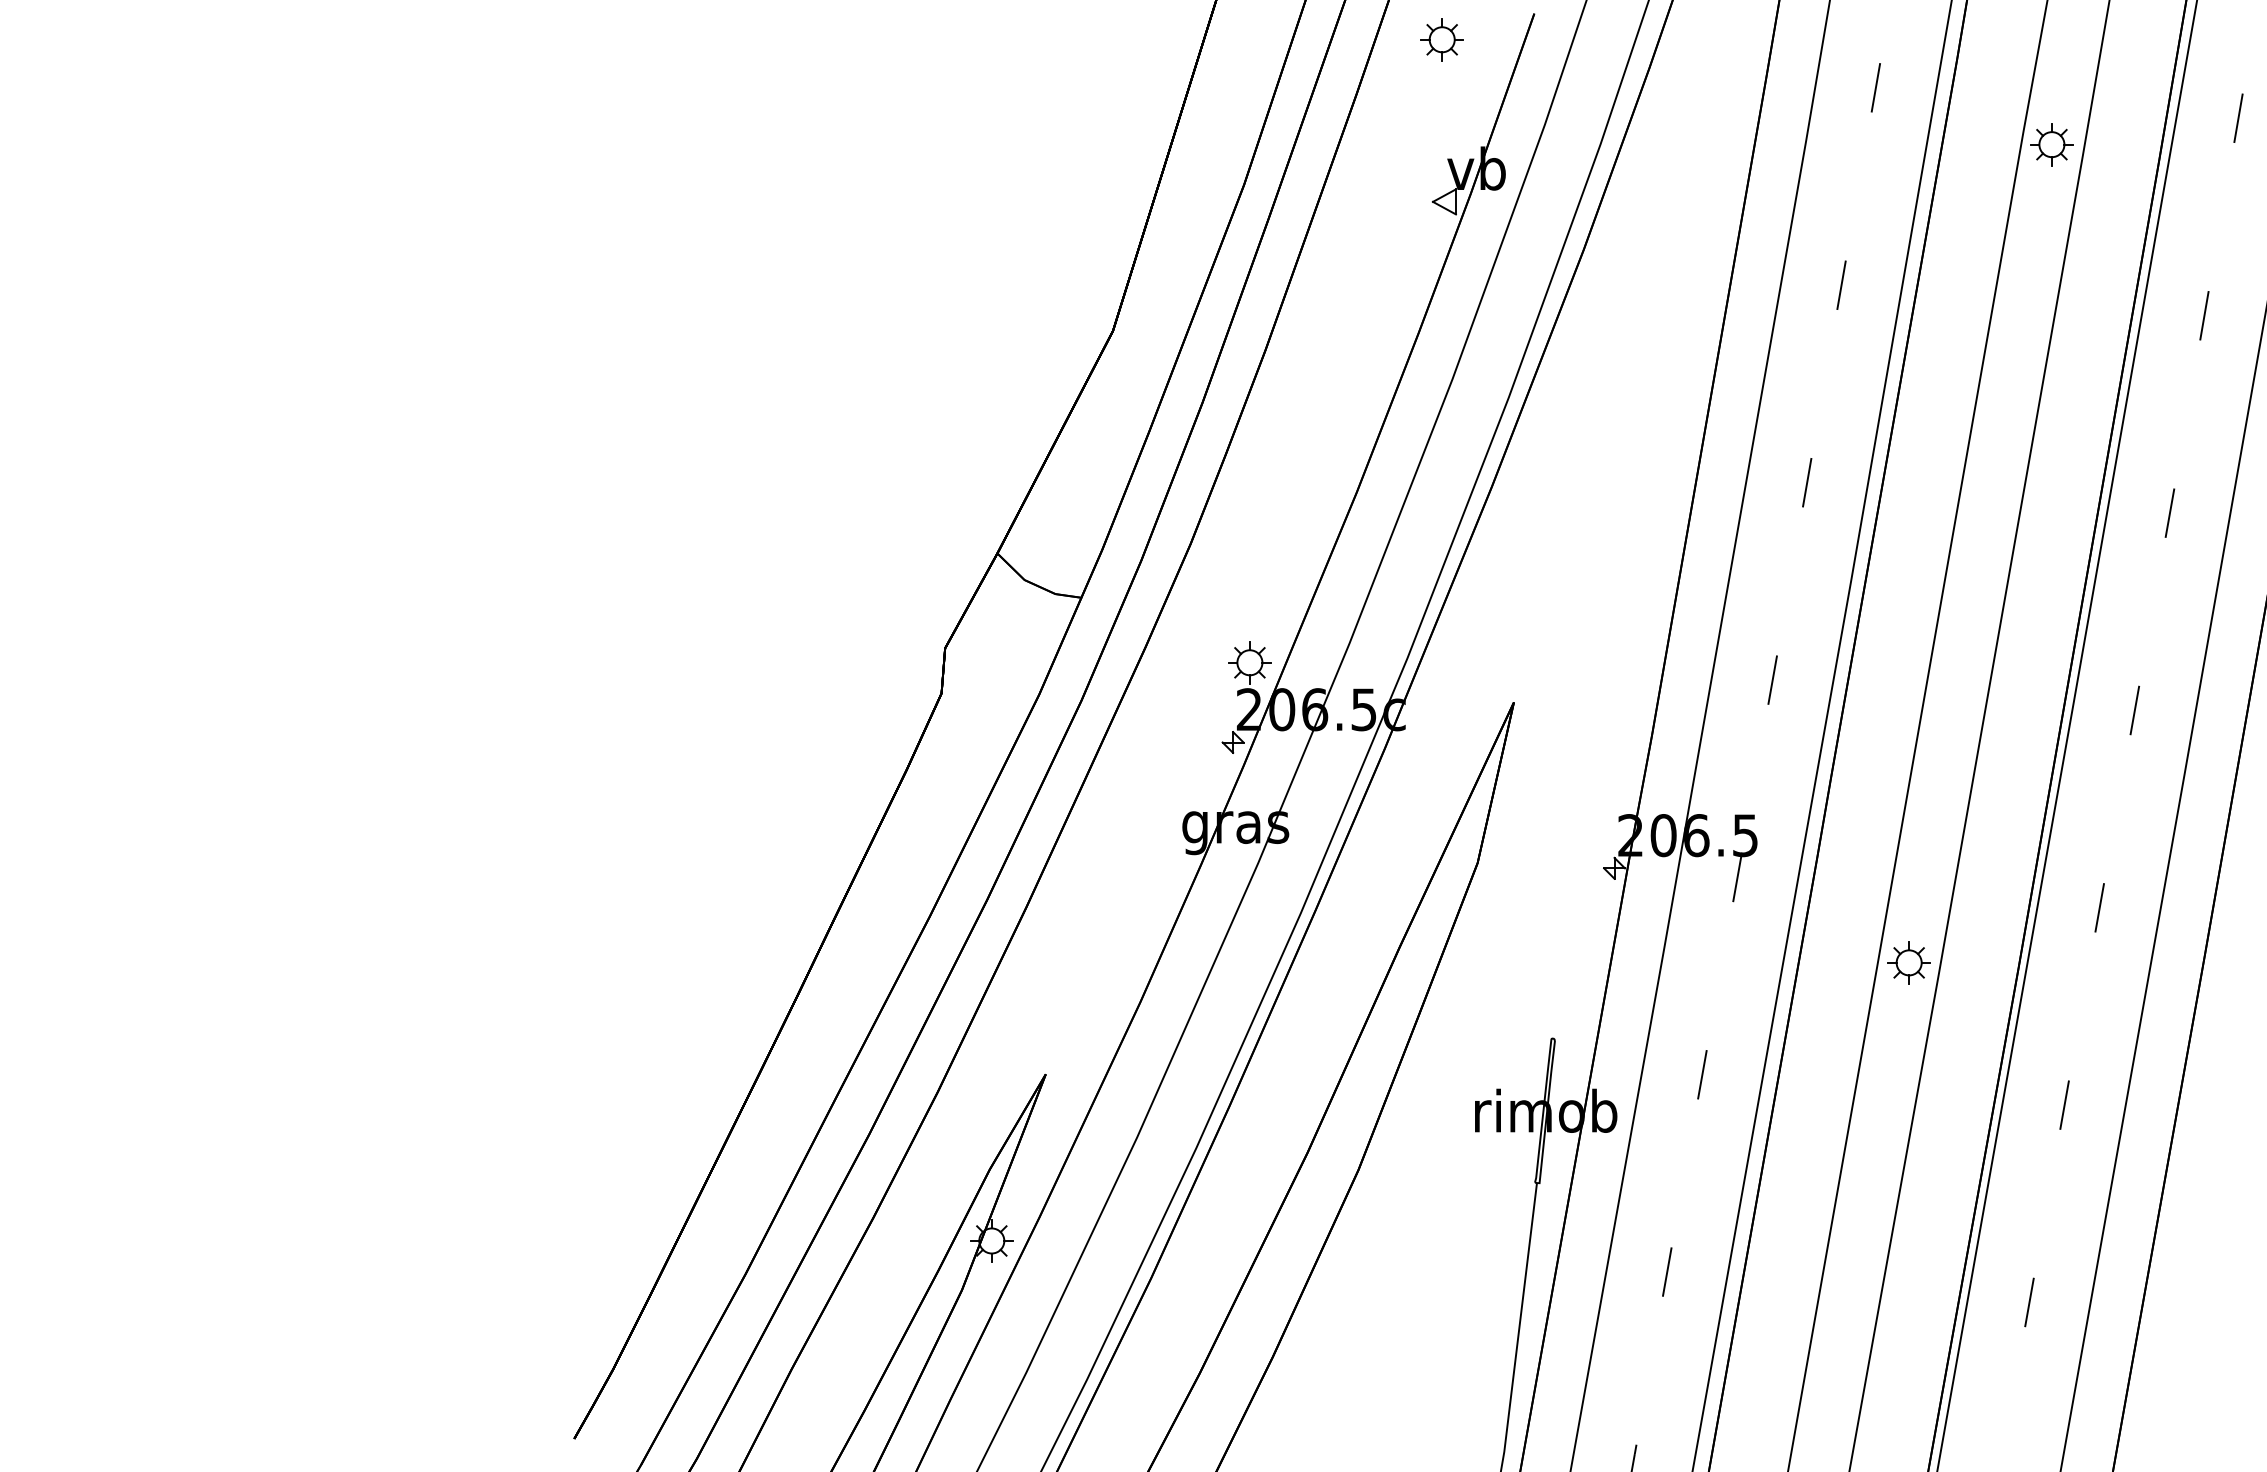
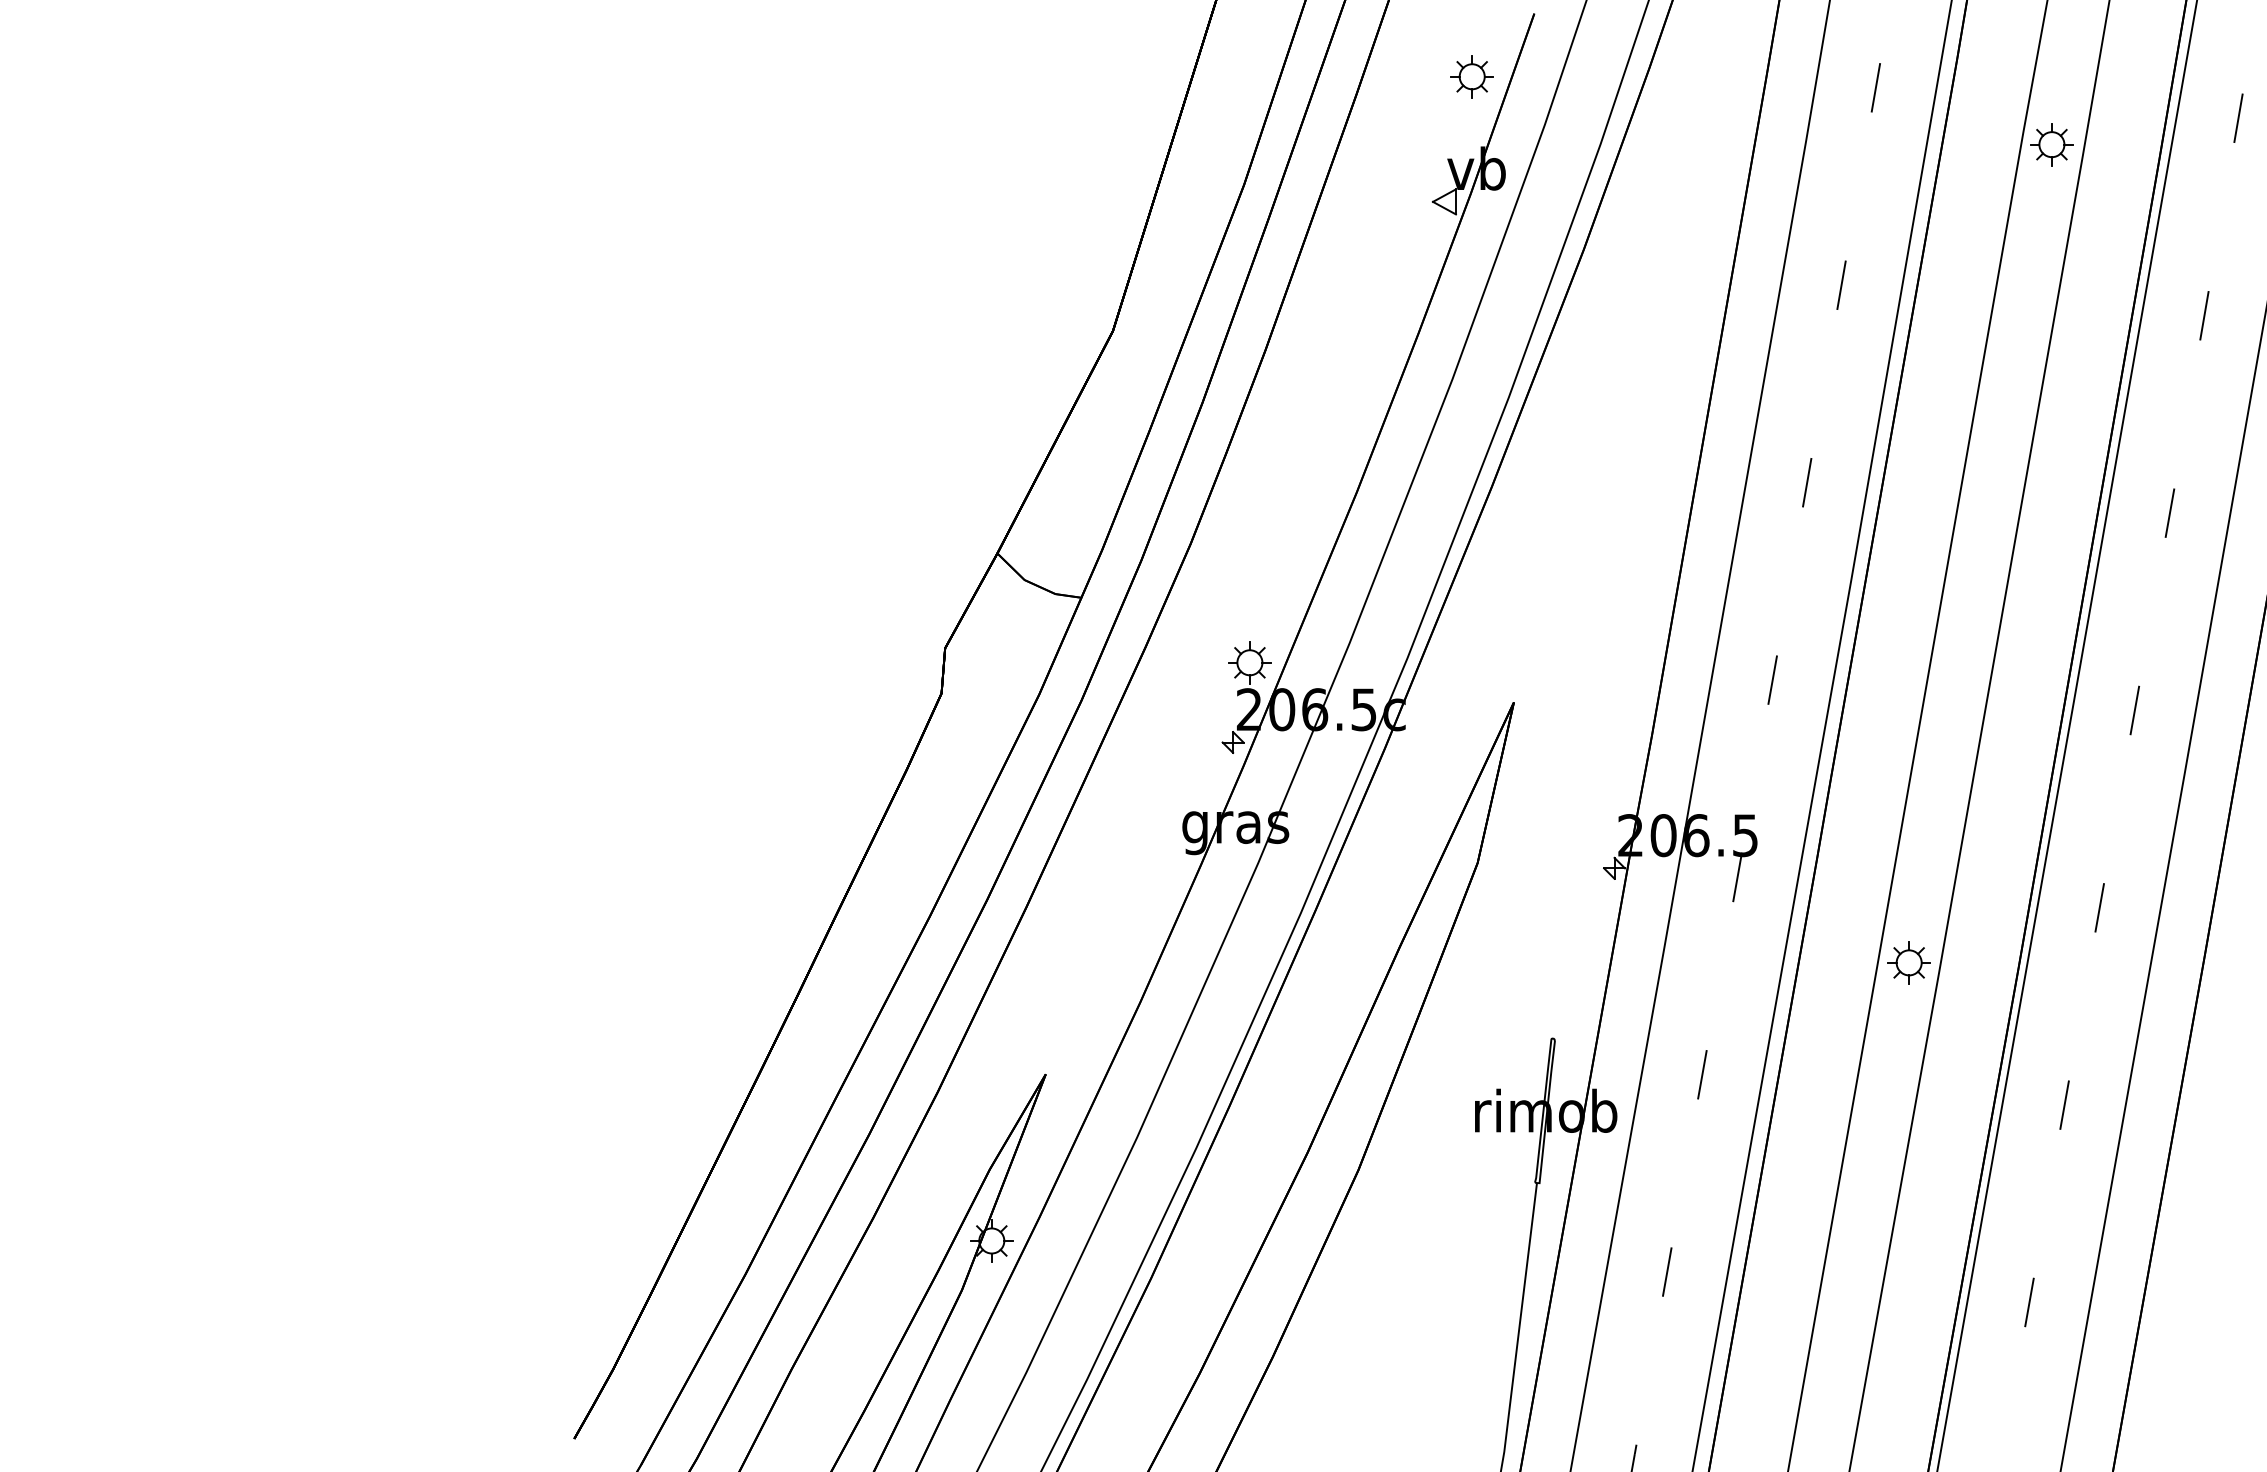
part position: (1441, 39) -> (1471, 76) (1471, 76)
